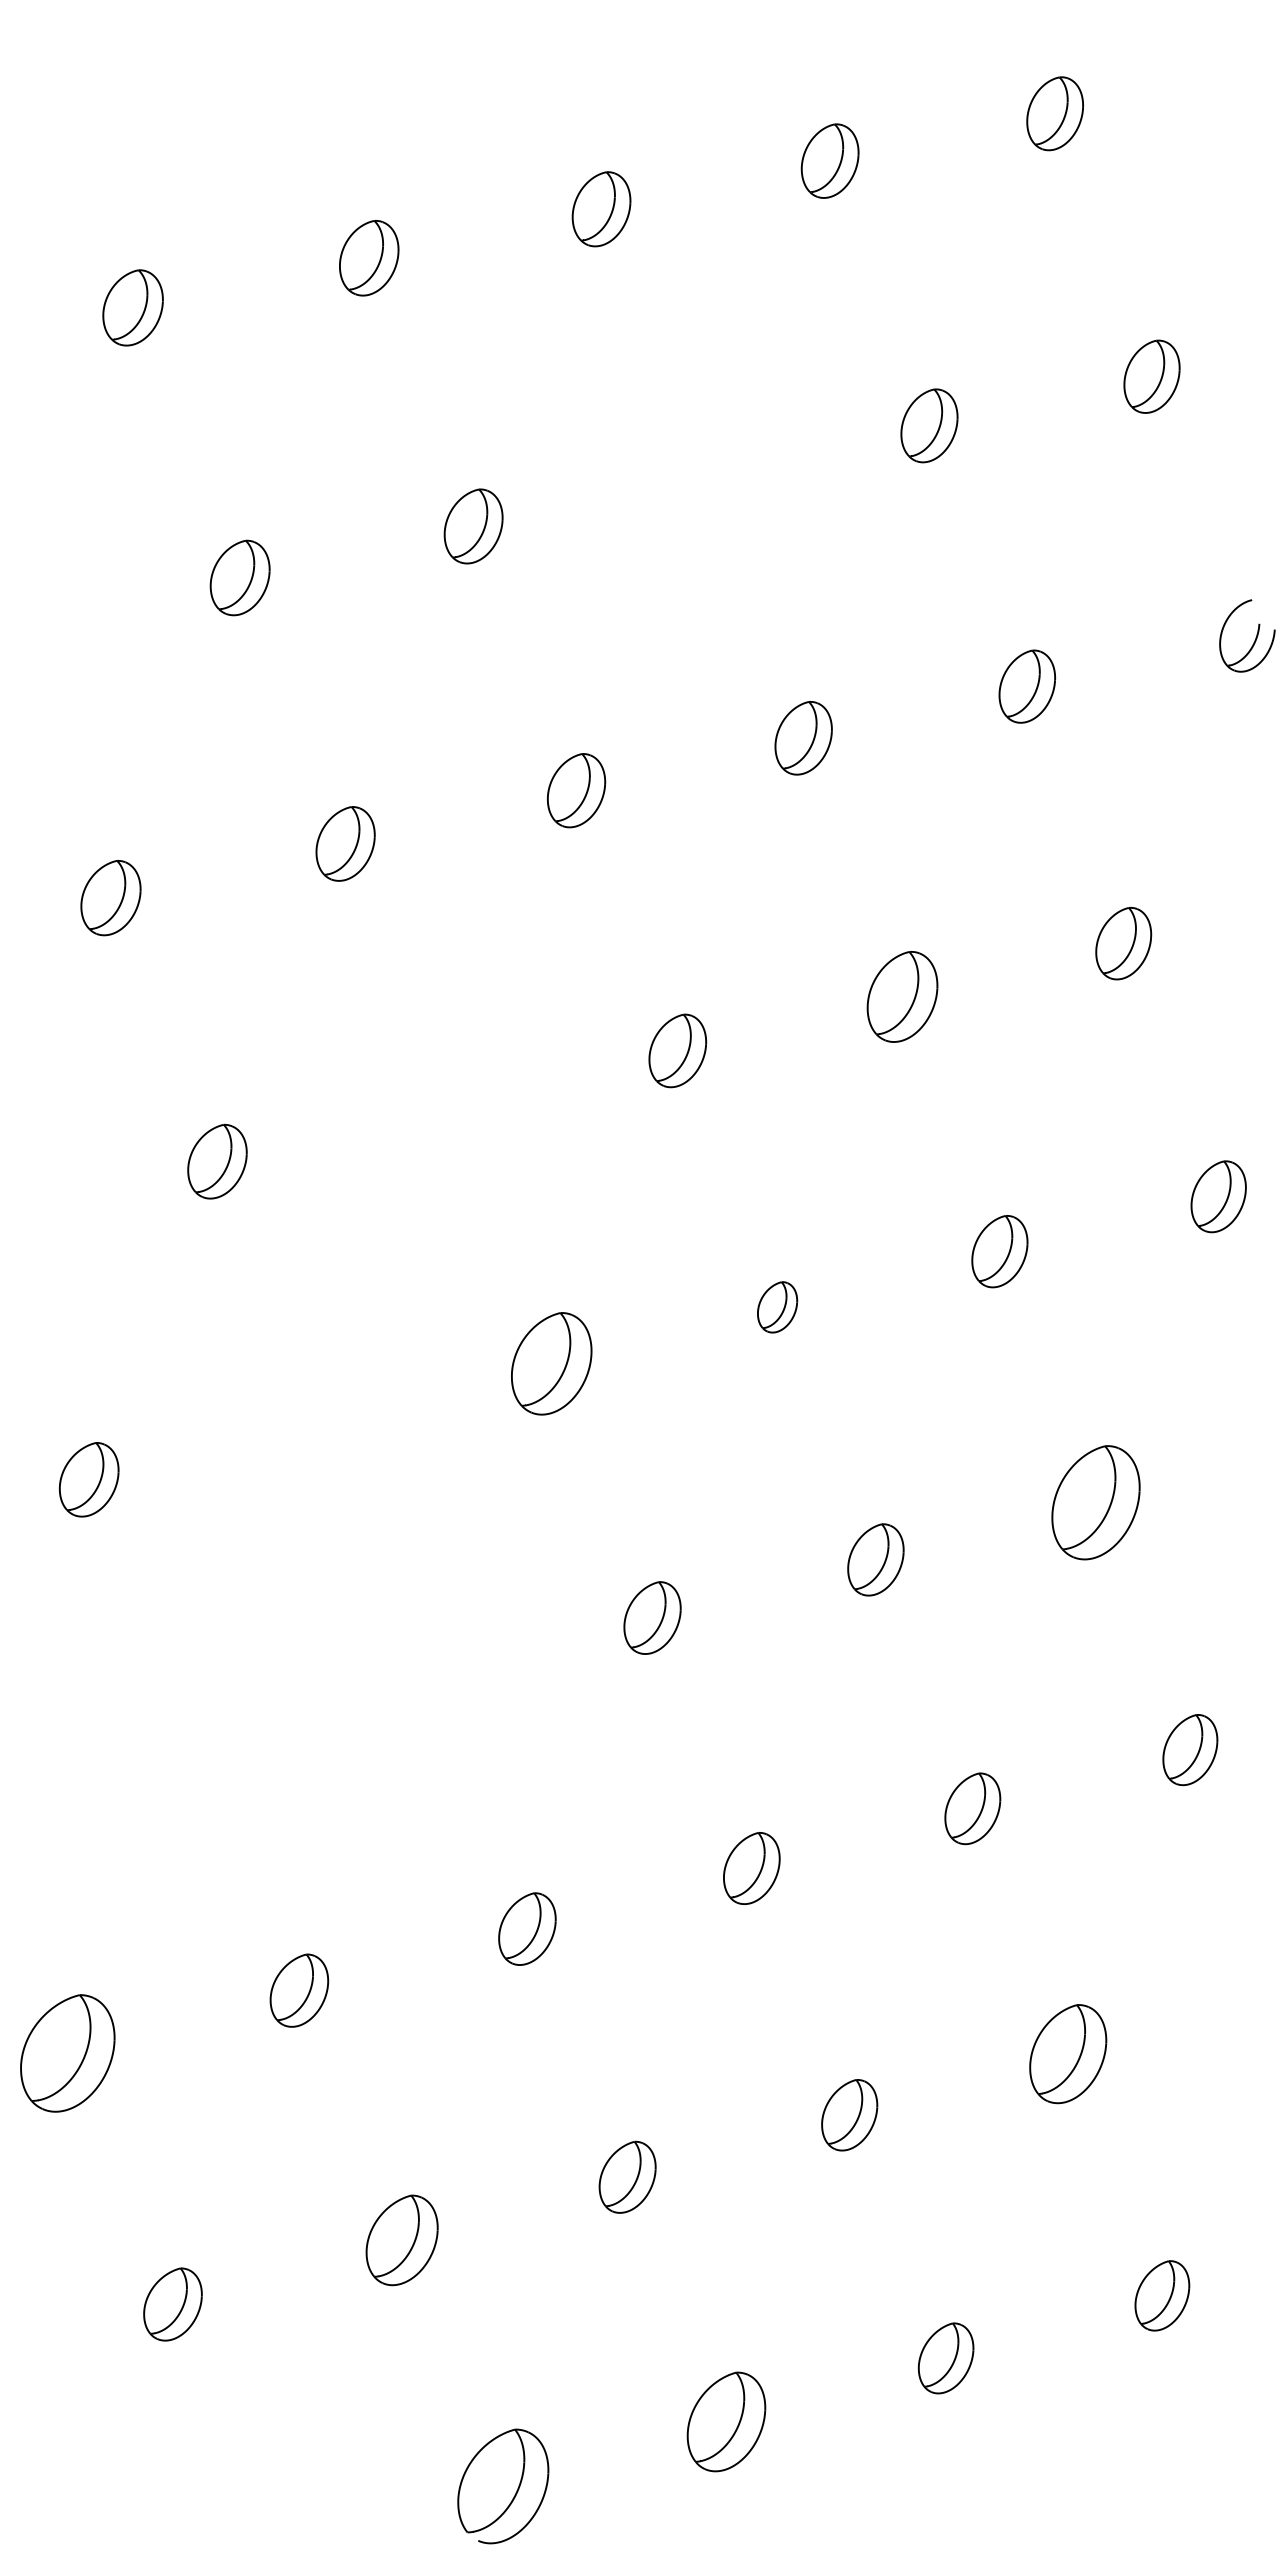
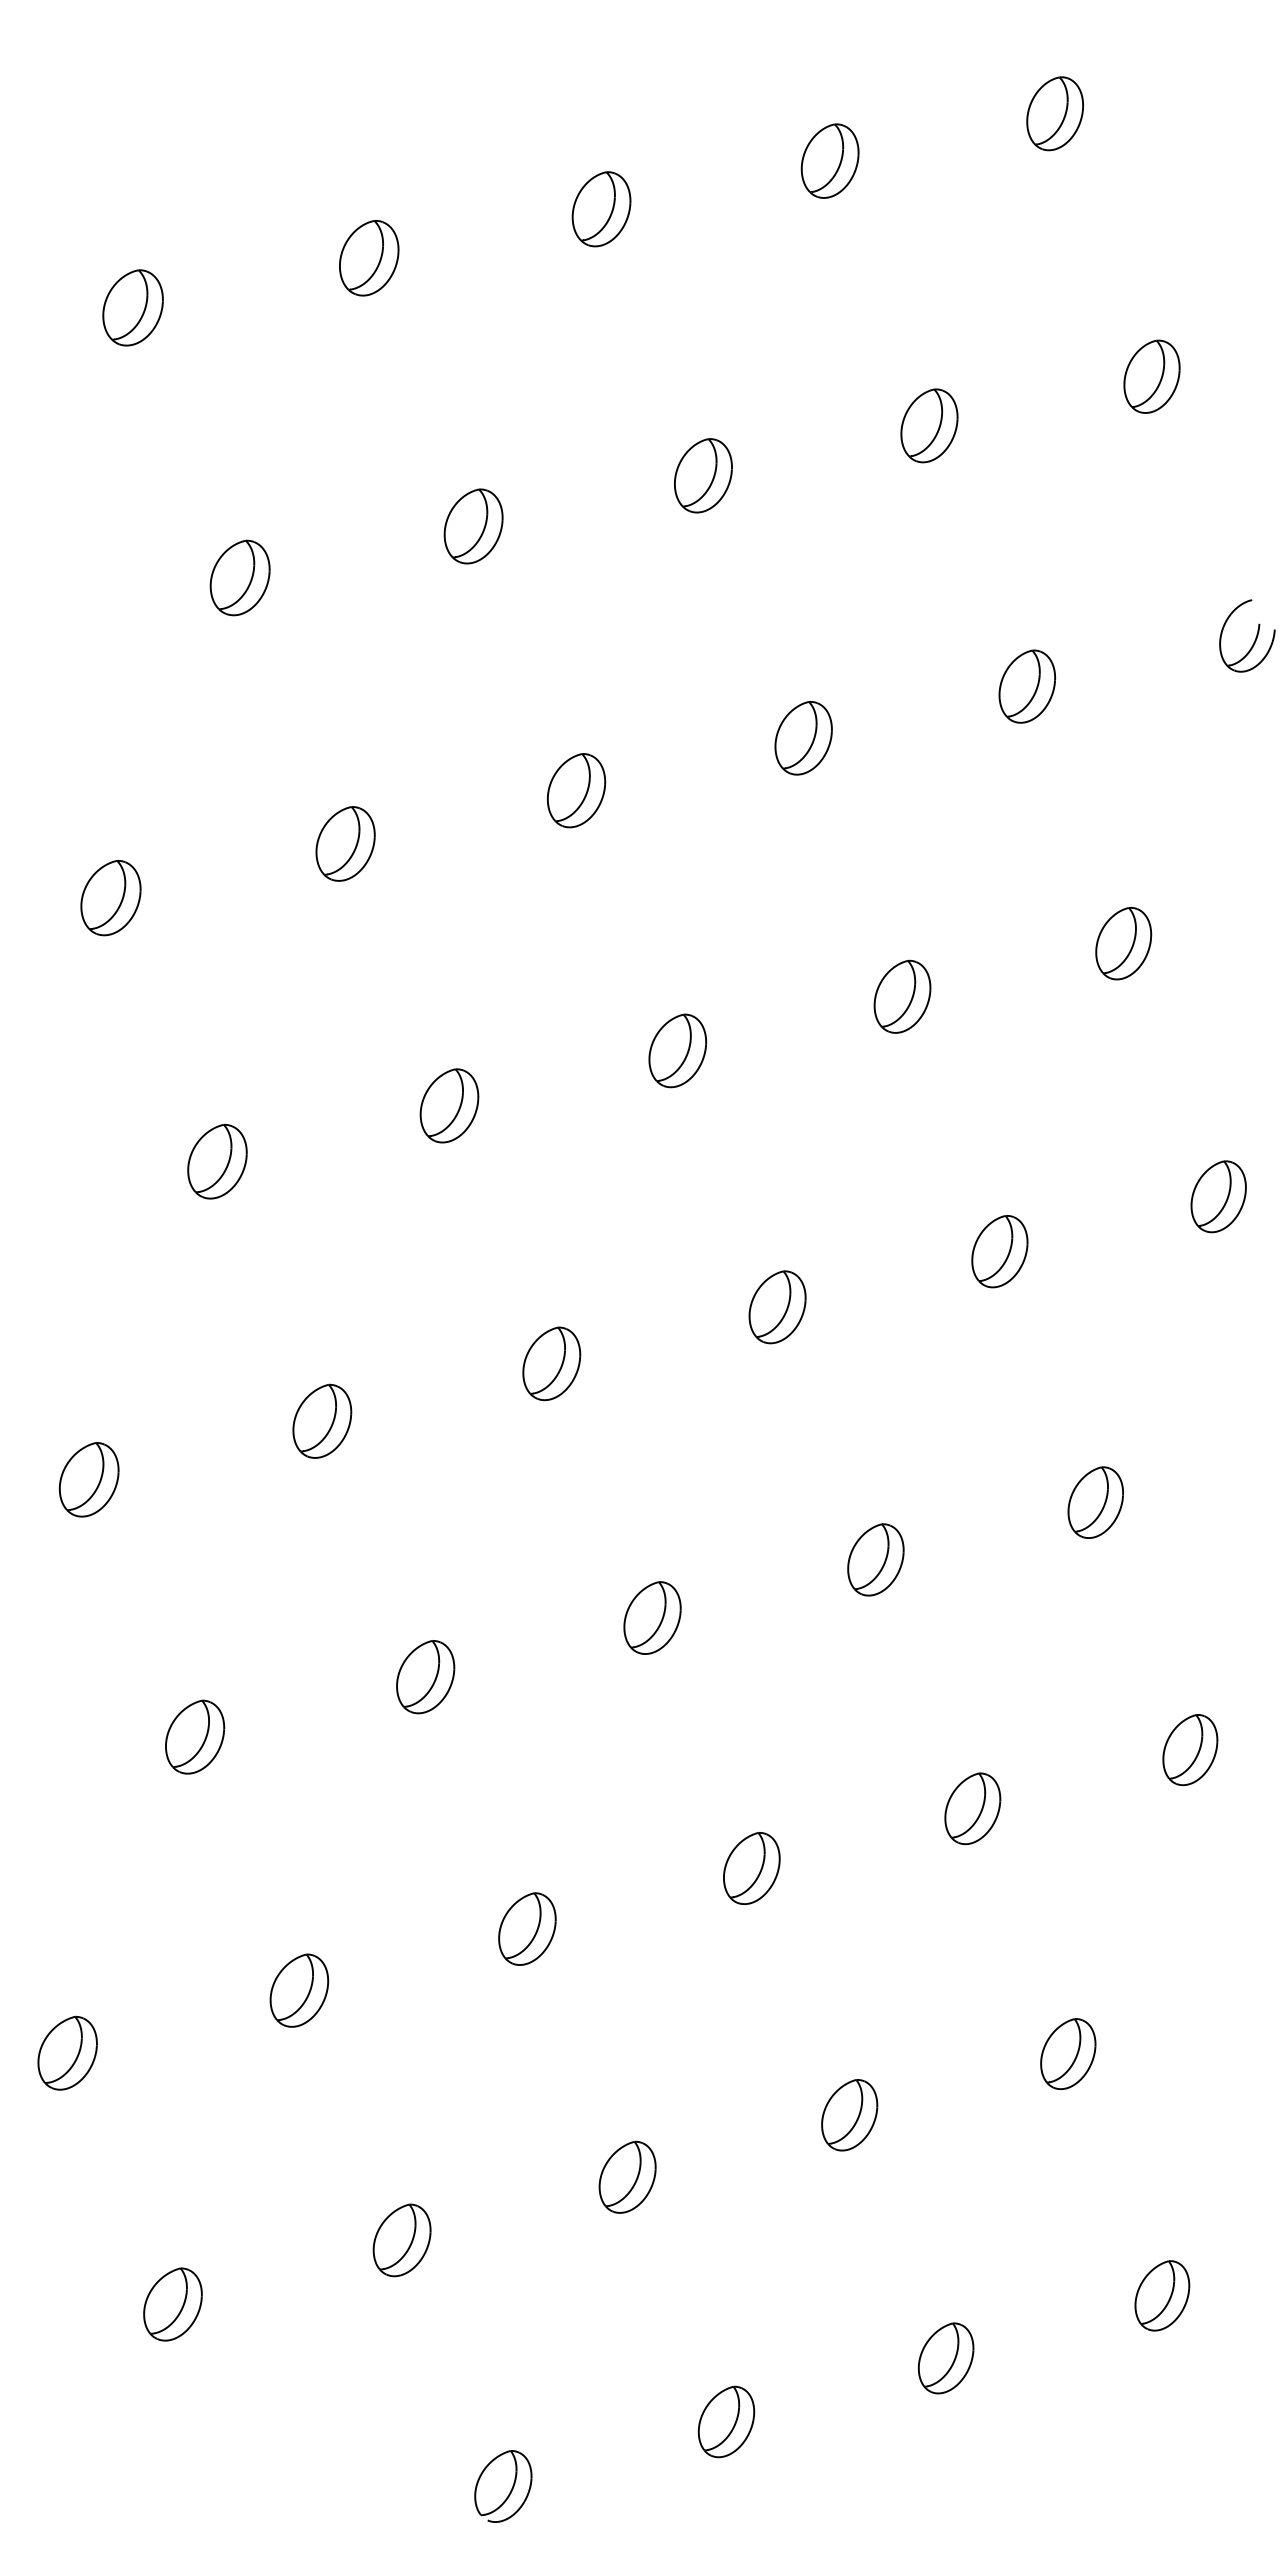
part: none -> present (703, 475)
part size: 73x92 px -> 59x75 px (902, 996)
part: none -> present (449, 1105)
part size: 42x53 px -> 59x75 px (777, 1307)
part size: 82x104 px -> 60x76 px (551, 1363)
part: none -> present (322, 1420)
part size: 90x116 px -> 57x73 px (1095, 1502)
part: none -> present (425, 1677)
part: none -> present (195, 1736)
part size: 96x119 px -> 61x76 px (67, 2052)
part size: 79x101 px -> 57x72 px (1068, 2053)
part size: 74x93 px -> 60x75 px (401, 2240)
part size: 81x102 px -> 59x74 px (726, 2421)
part size: 93x117 px -> 59x73 px (503, 2486)
